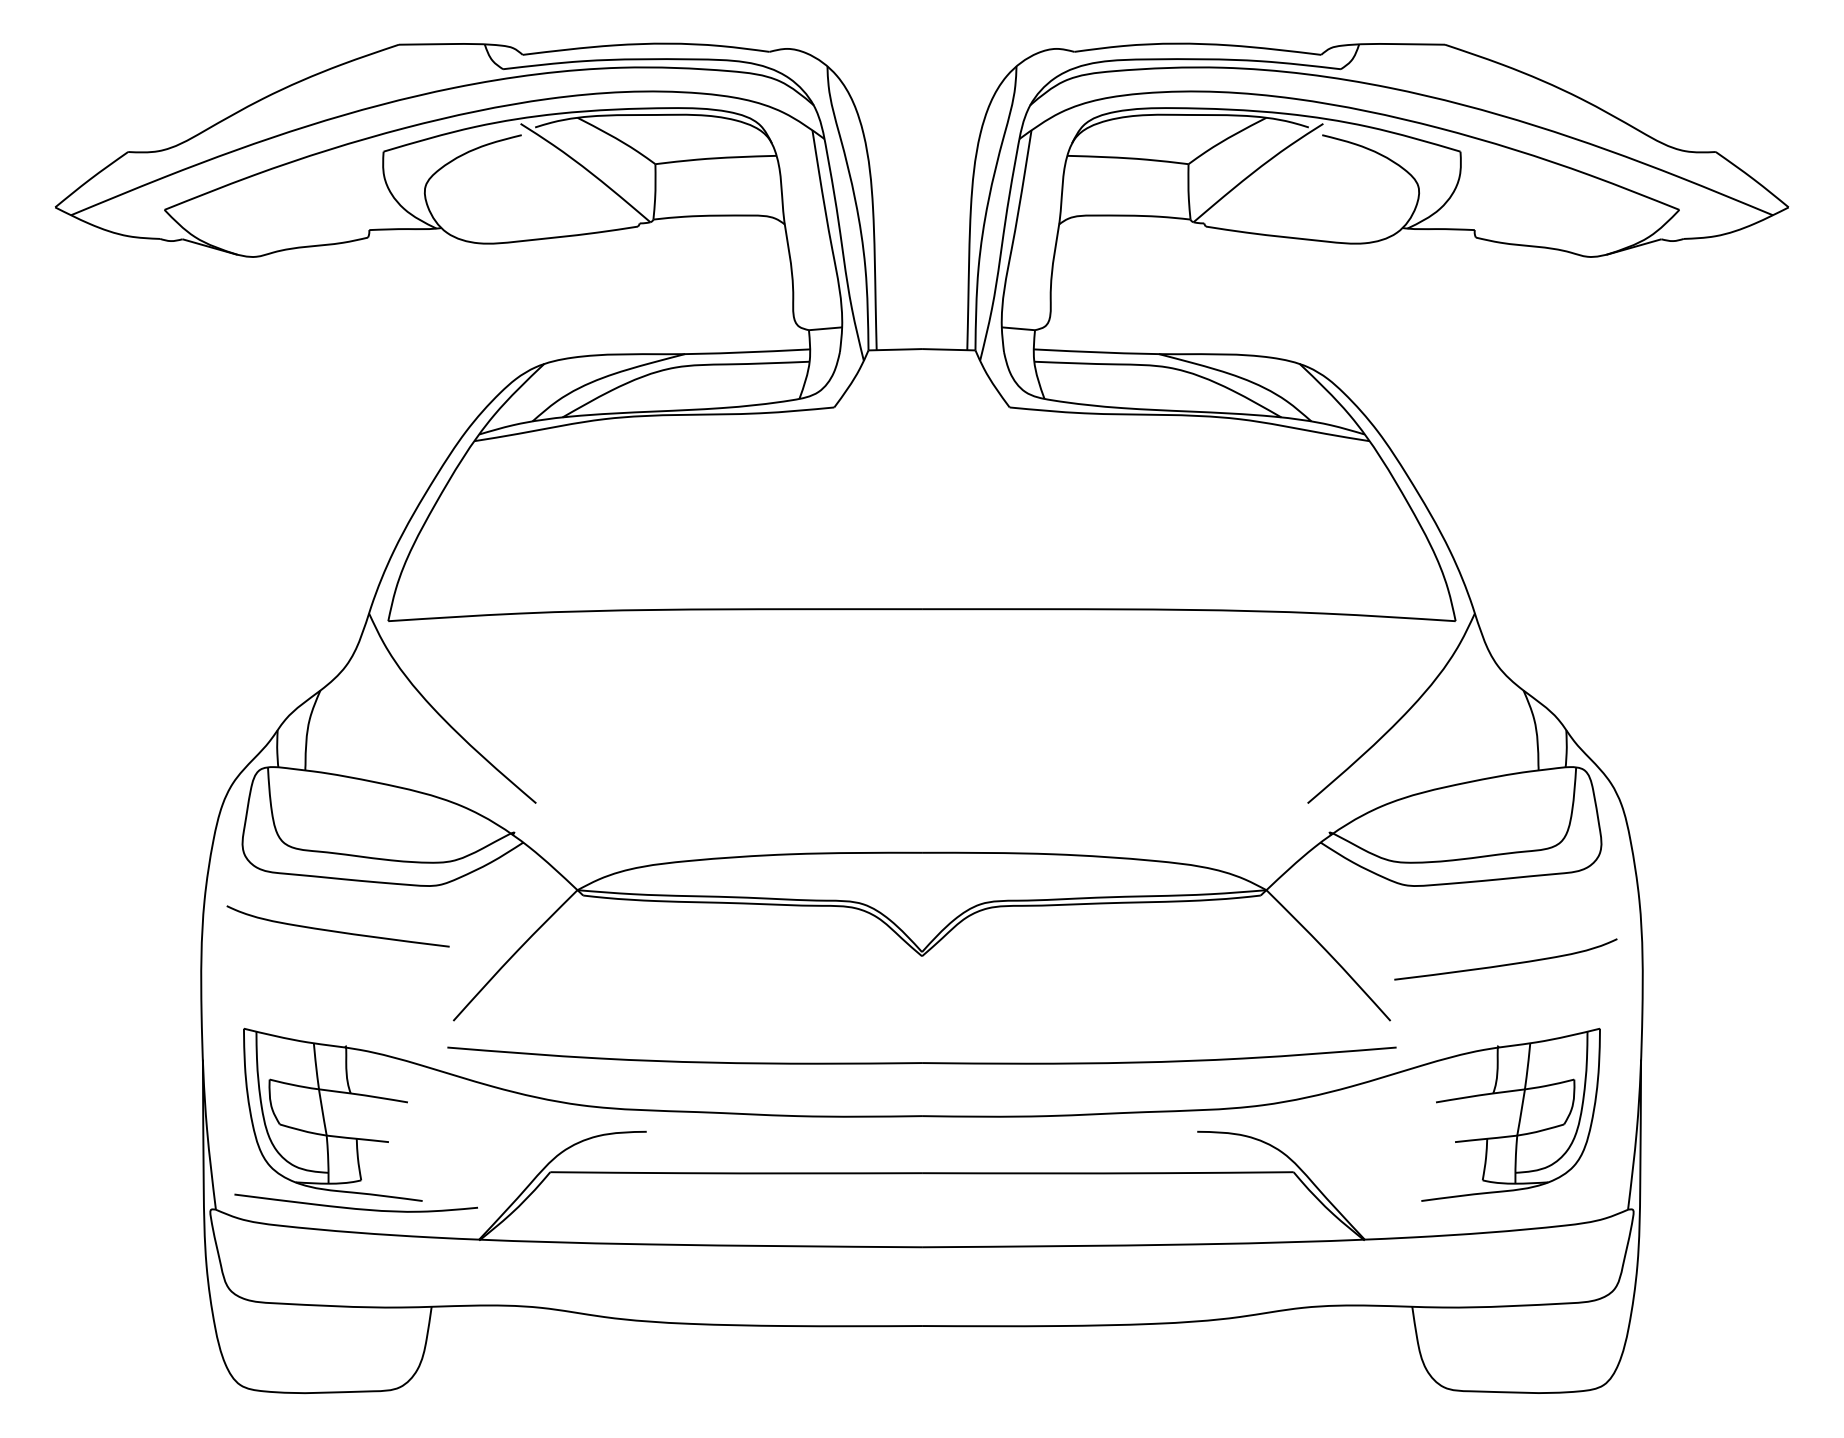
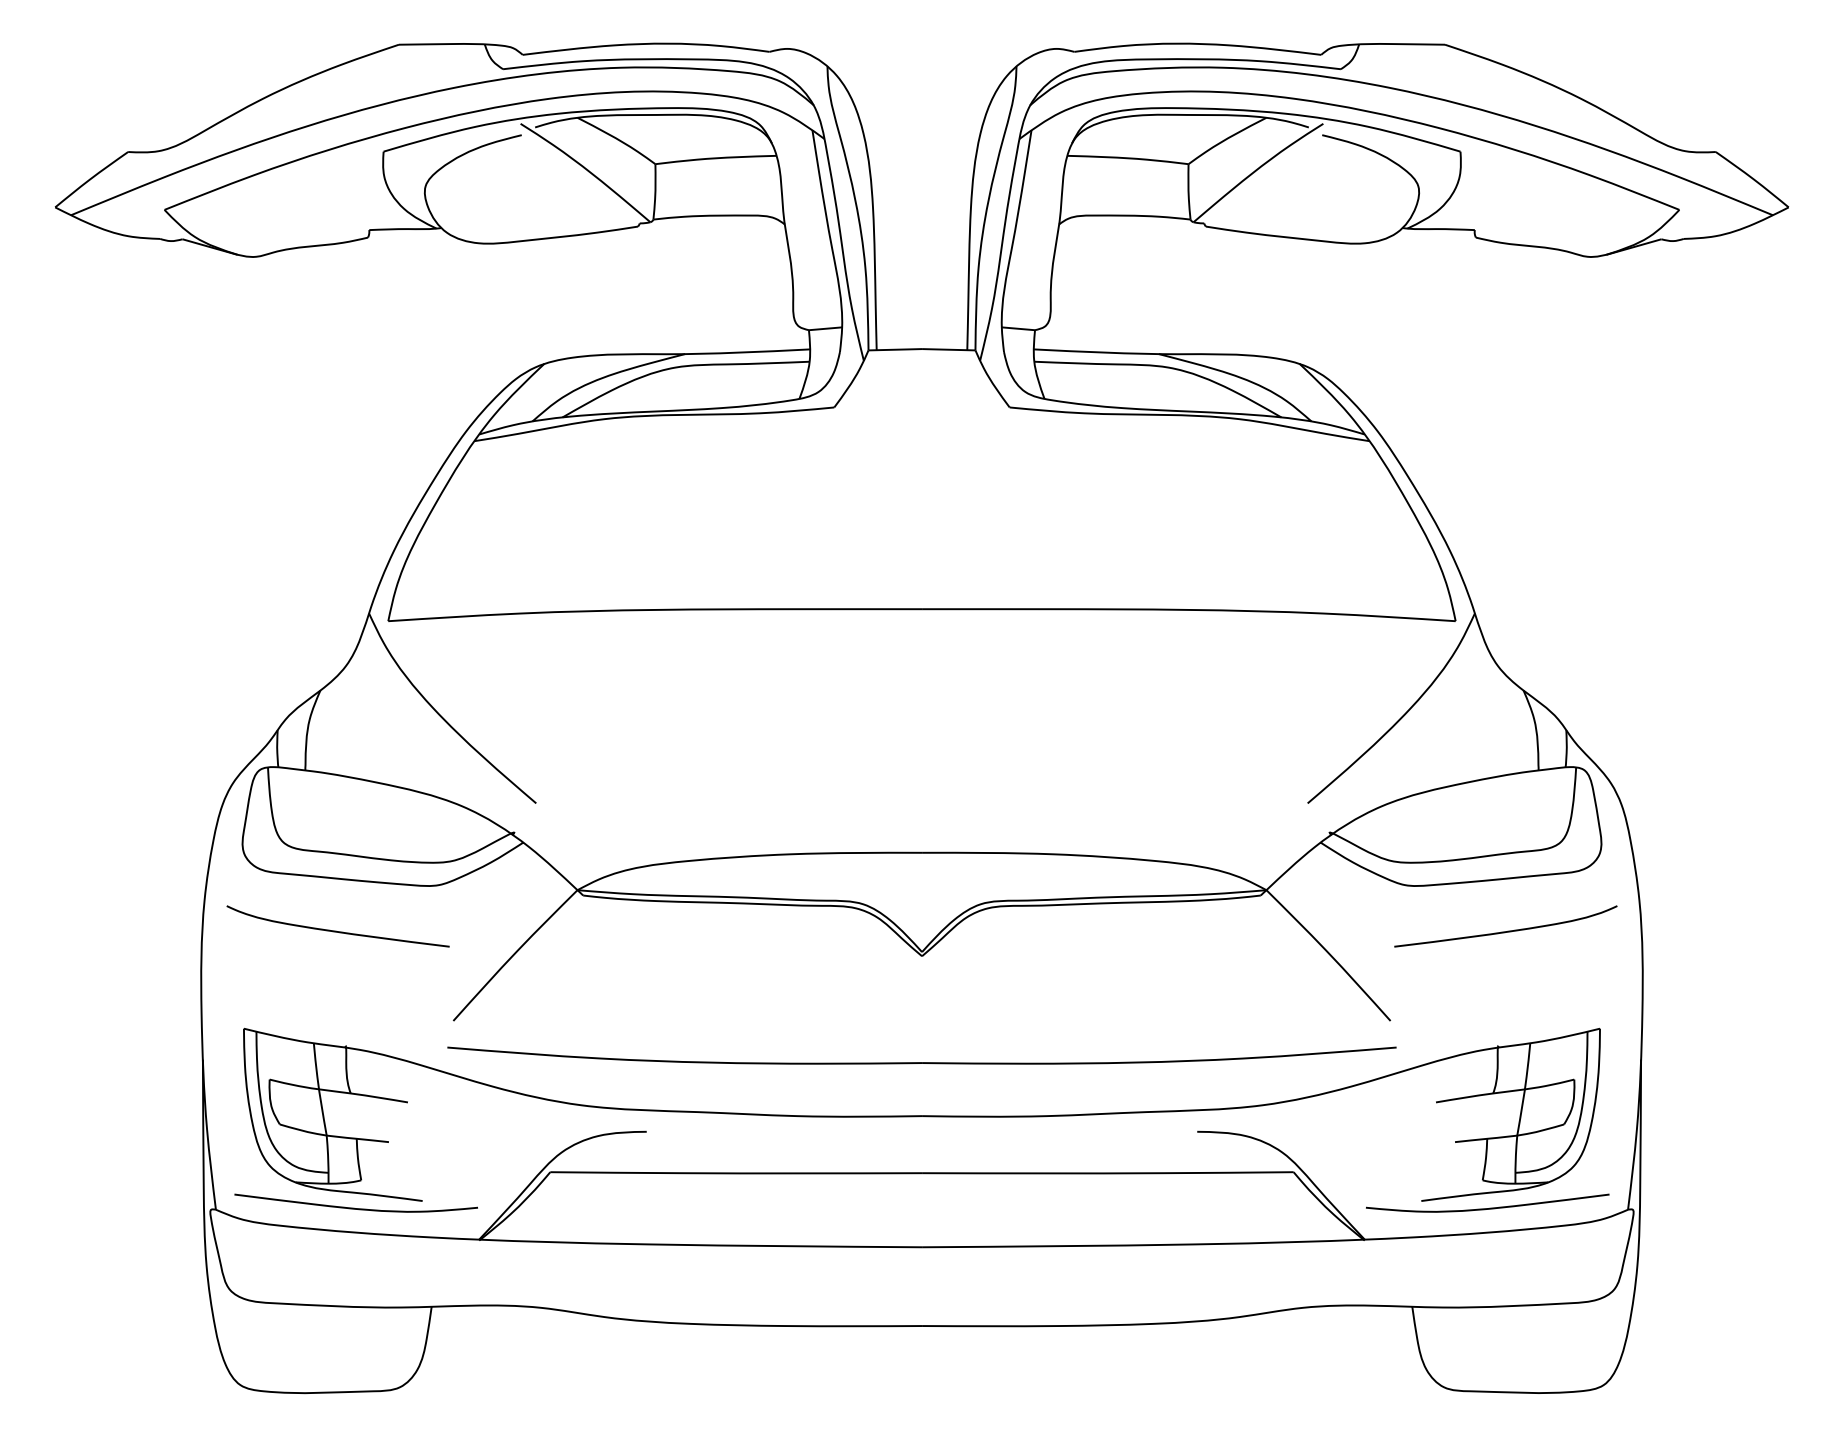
curve position: (1507, 963) -> (1507, 930) (1507, 930)
curve: none -> present (1489, 1207)
